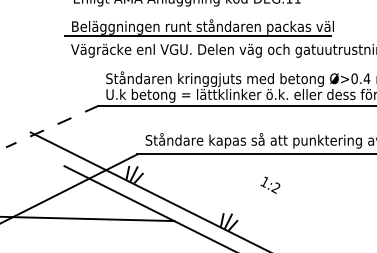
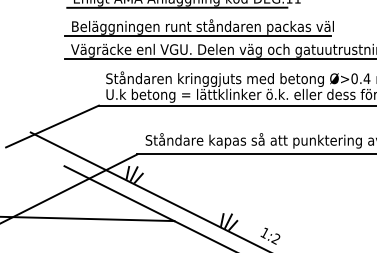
line: none -> present (177, 7)
line: none -> present (219, 59)
line: dashed -> solid (52, 126)
text position: (270, 184) -> (270, 235) (270, 235)
